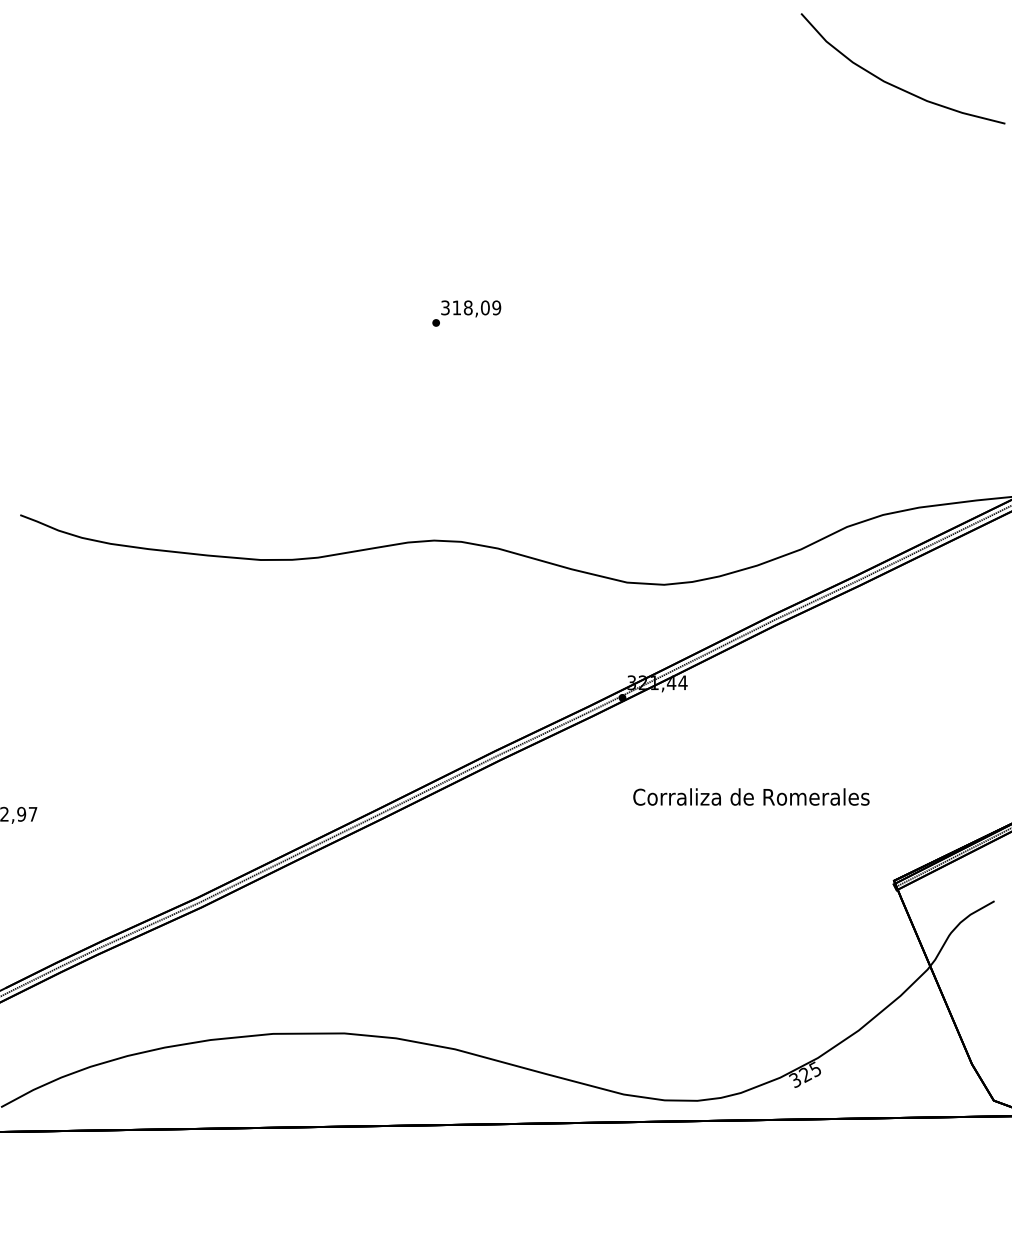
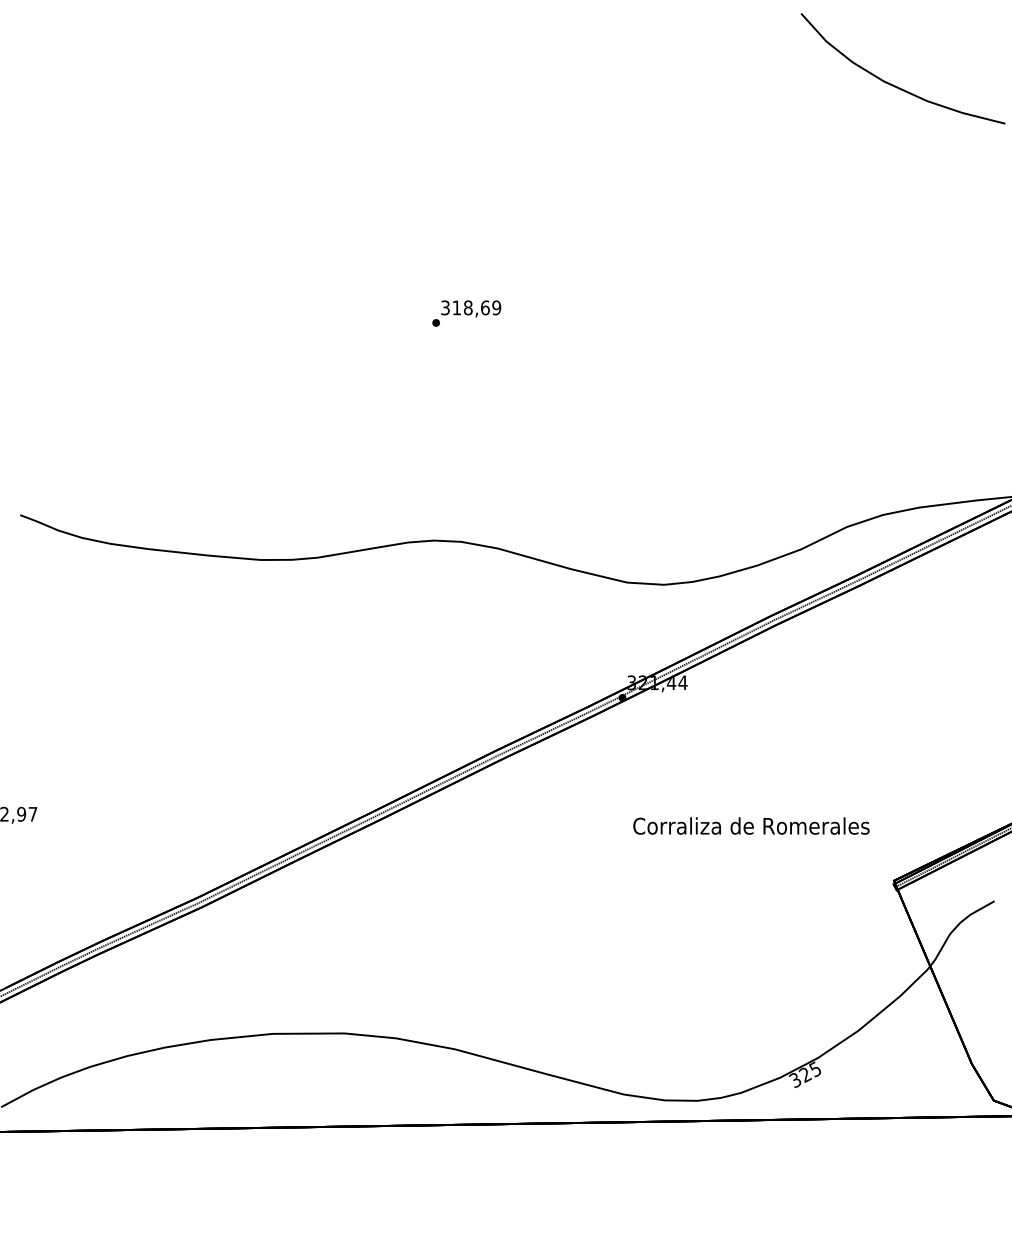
text: 318,09 -> 318,69 (485, 307)
text position: (751, 796) -> (751, 825) (751, 825)
